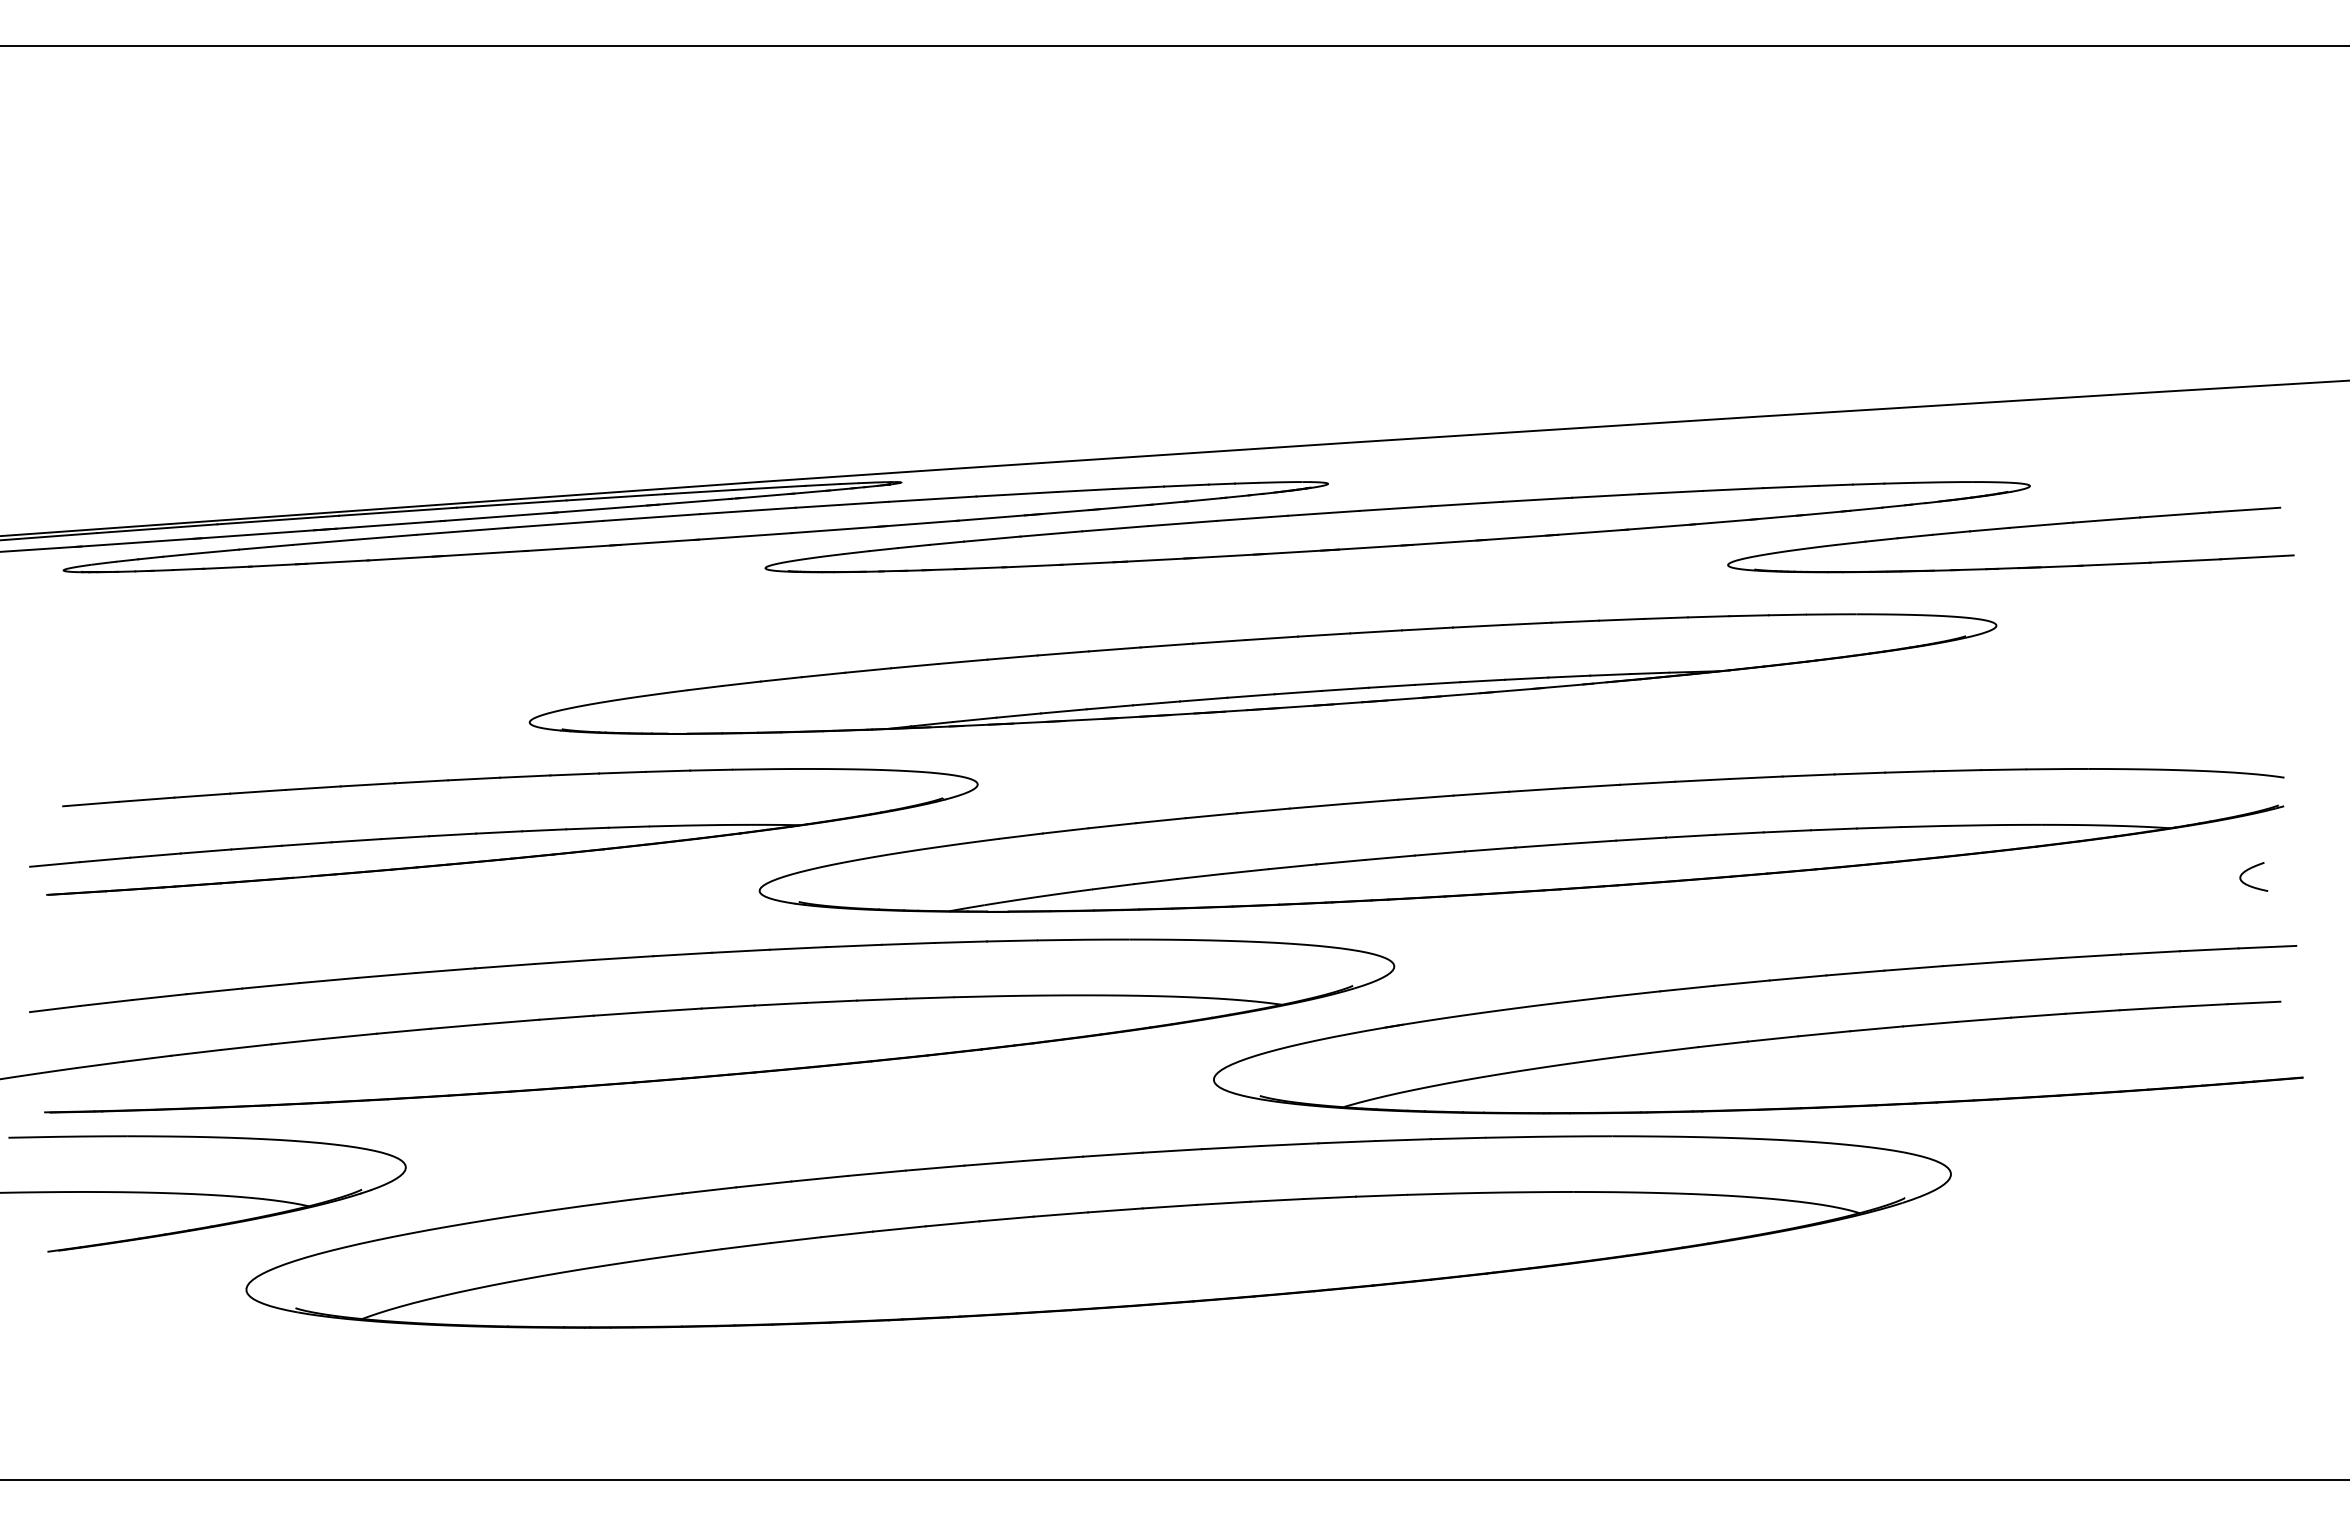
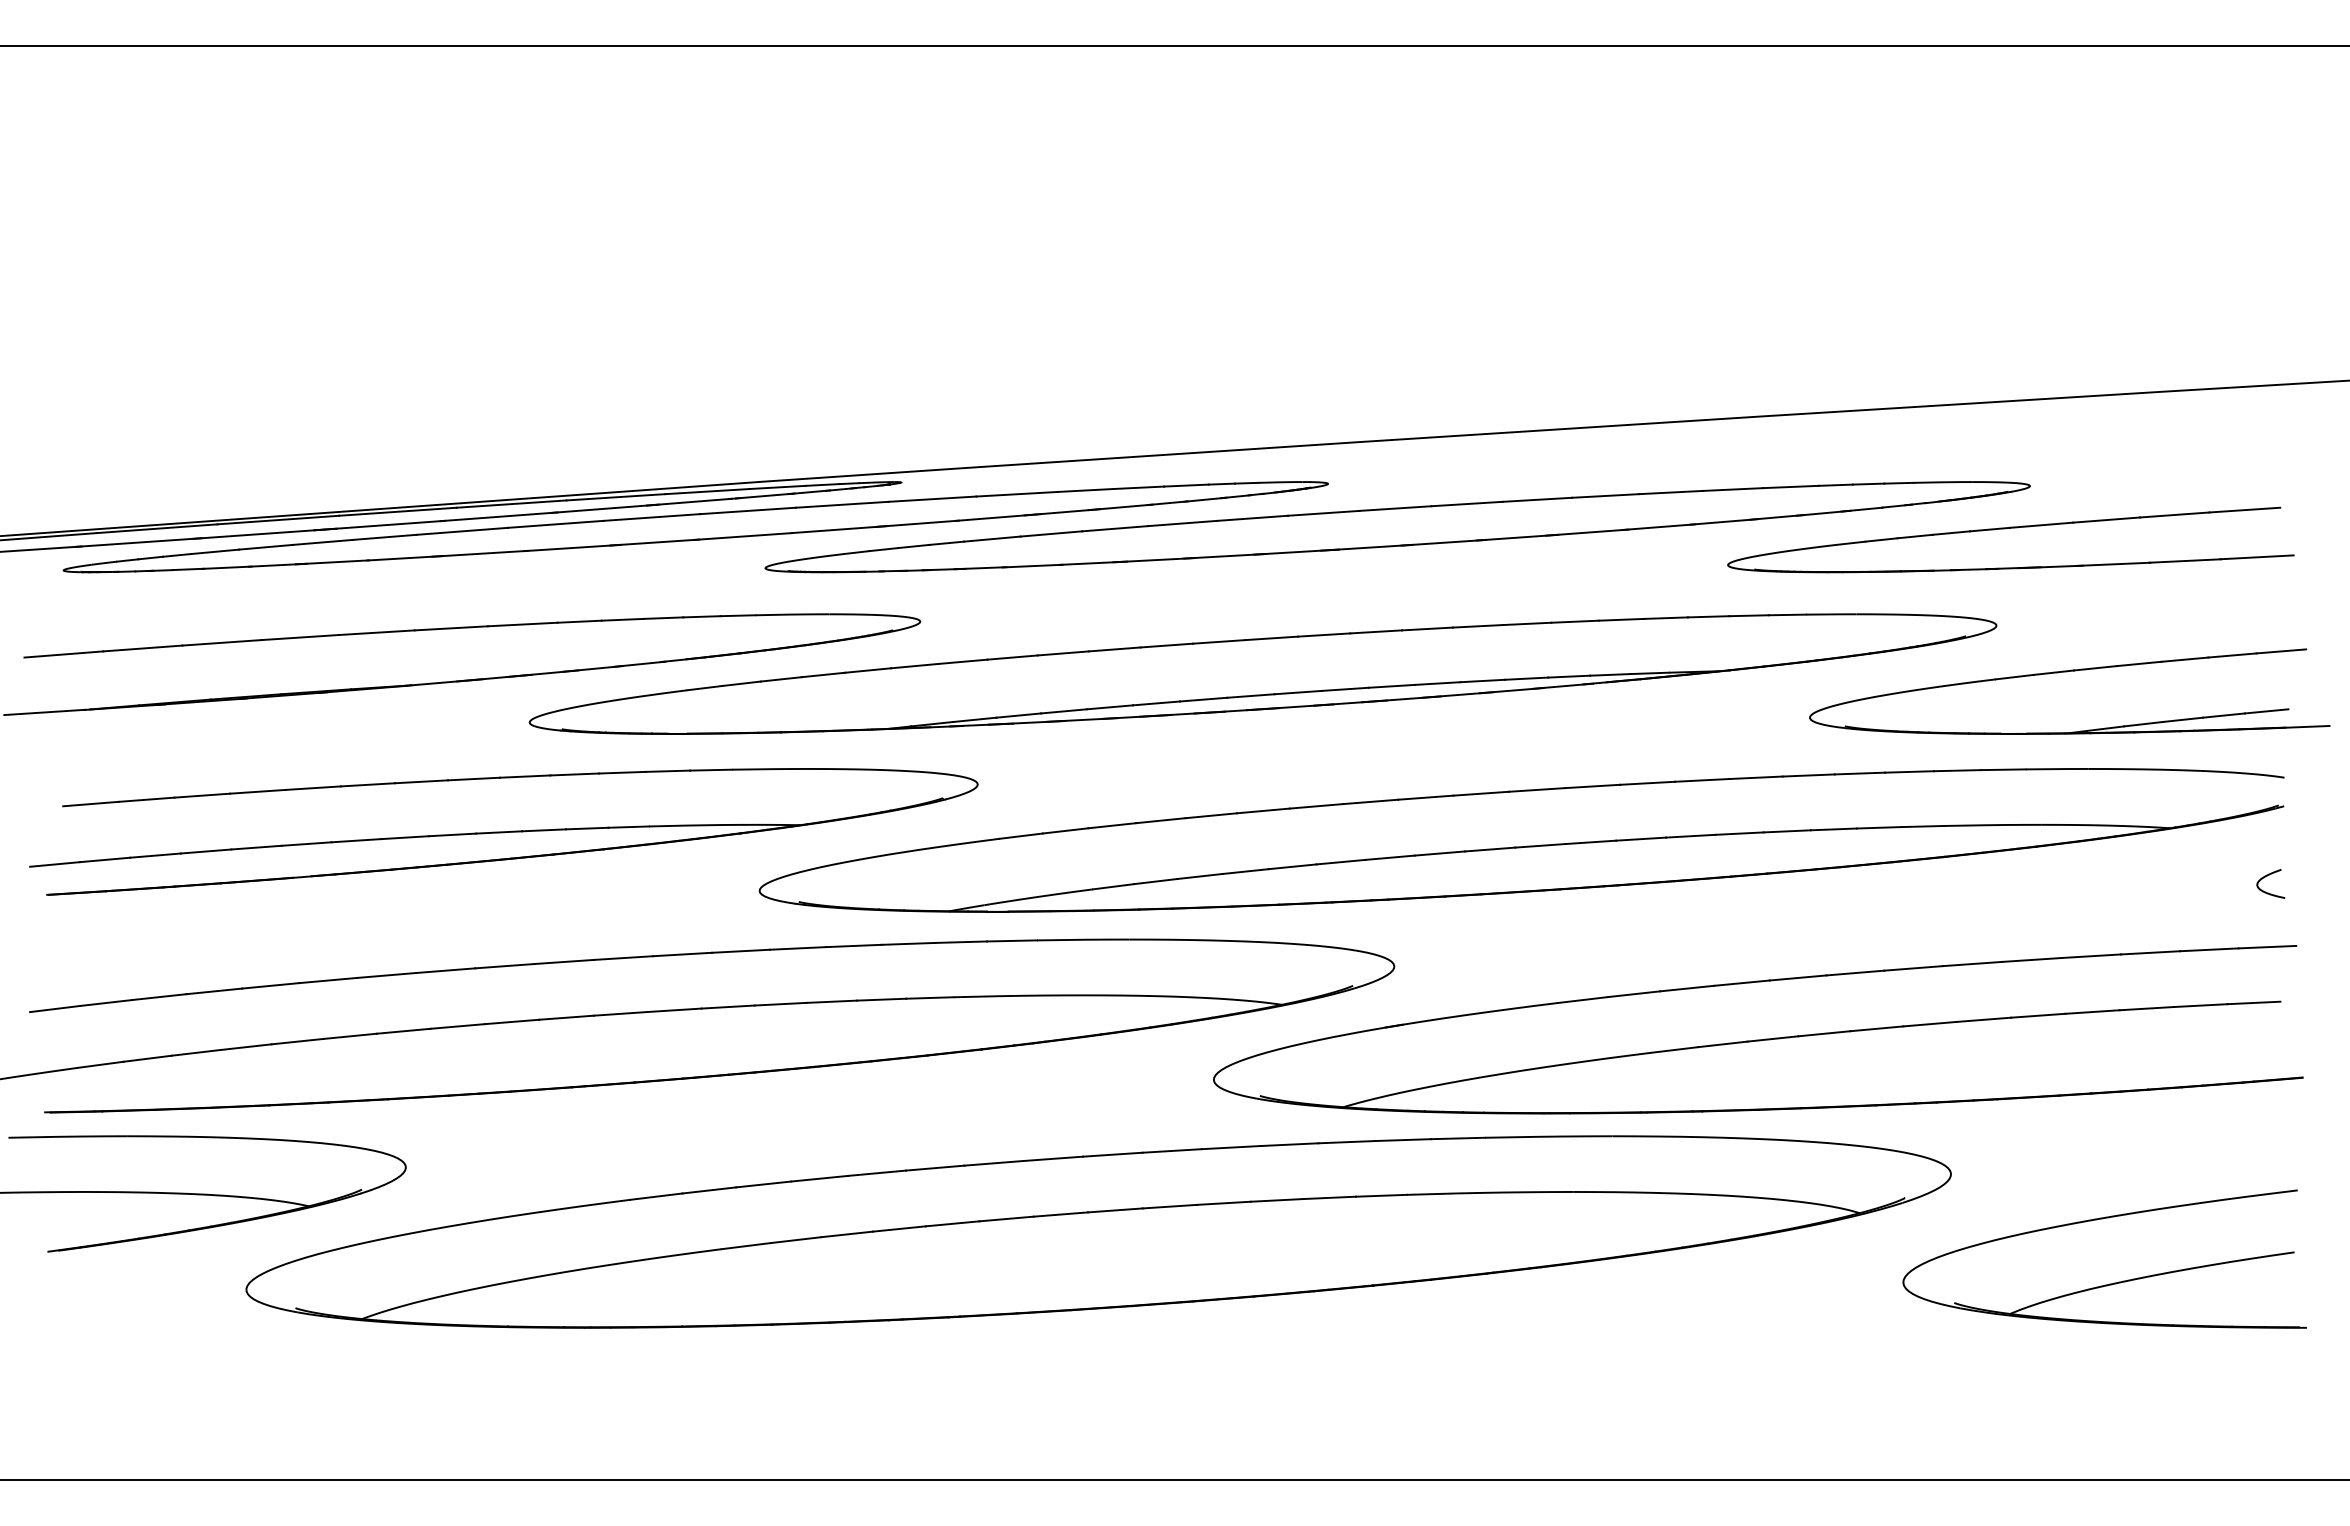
part: none -> present (2067, 672)
part: none -> present (464, 679)
curve position: (2250, 869) -> (2267, 876) (2267, 876)
part: none -> present (2109, 1283)
